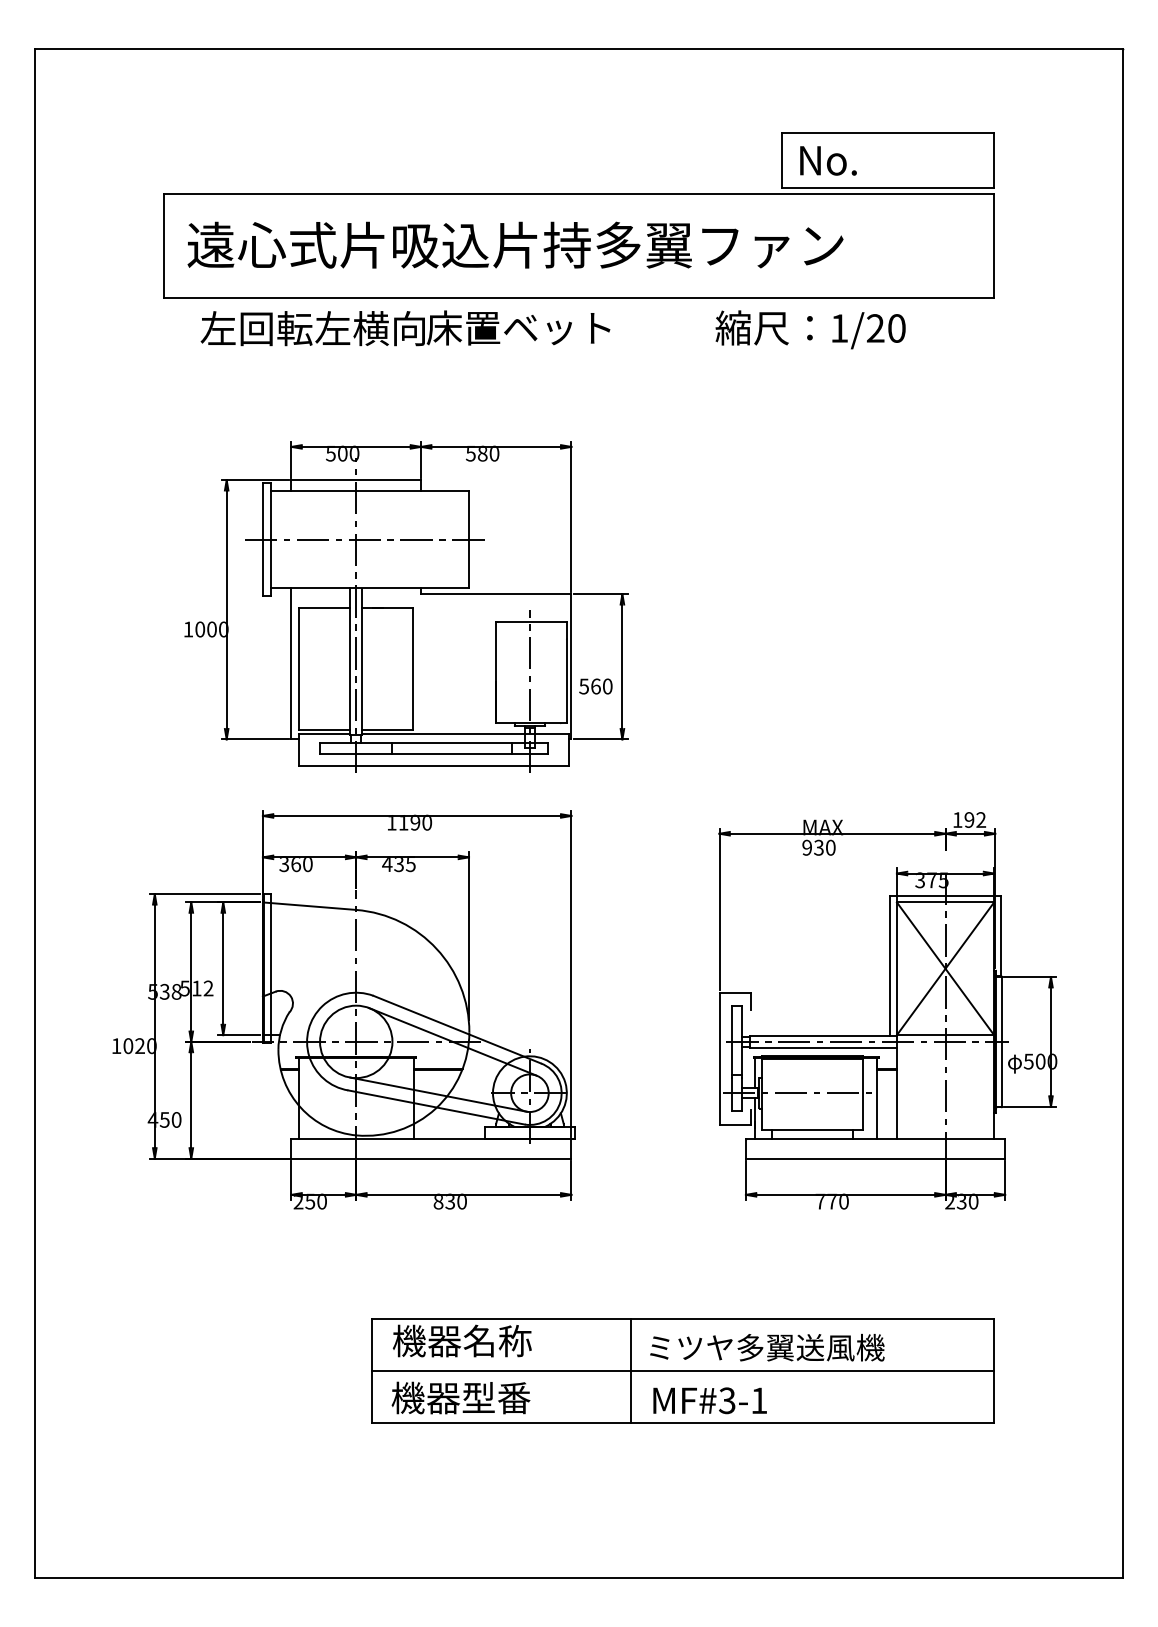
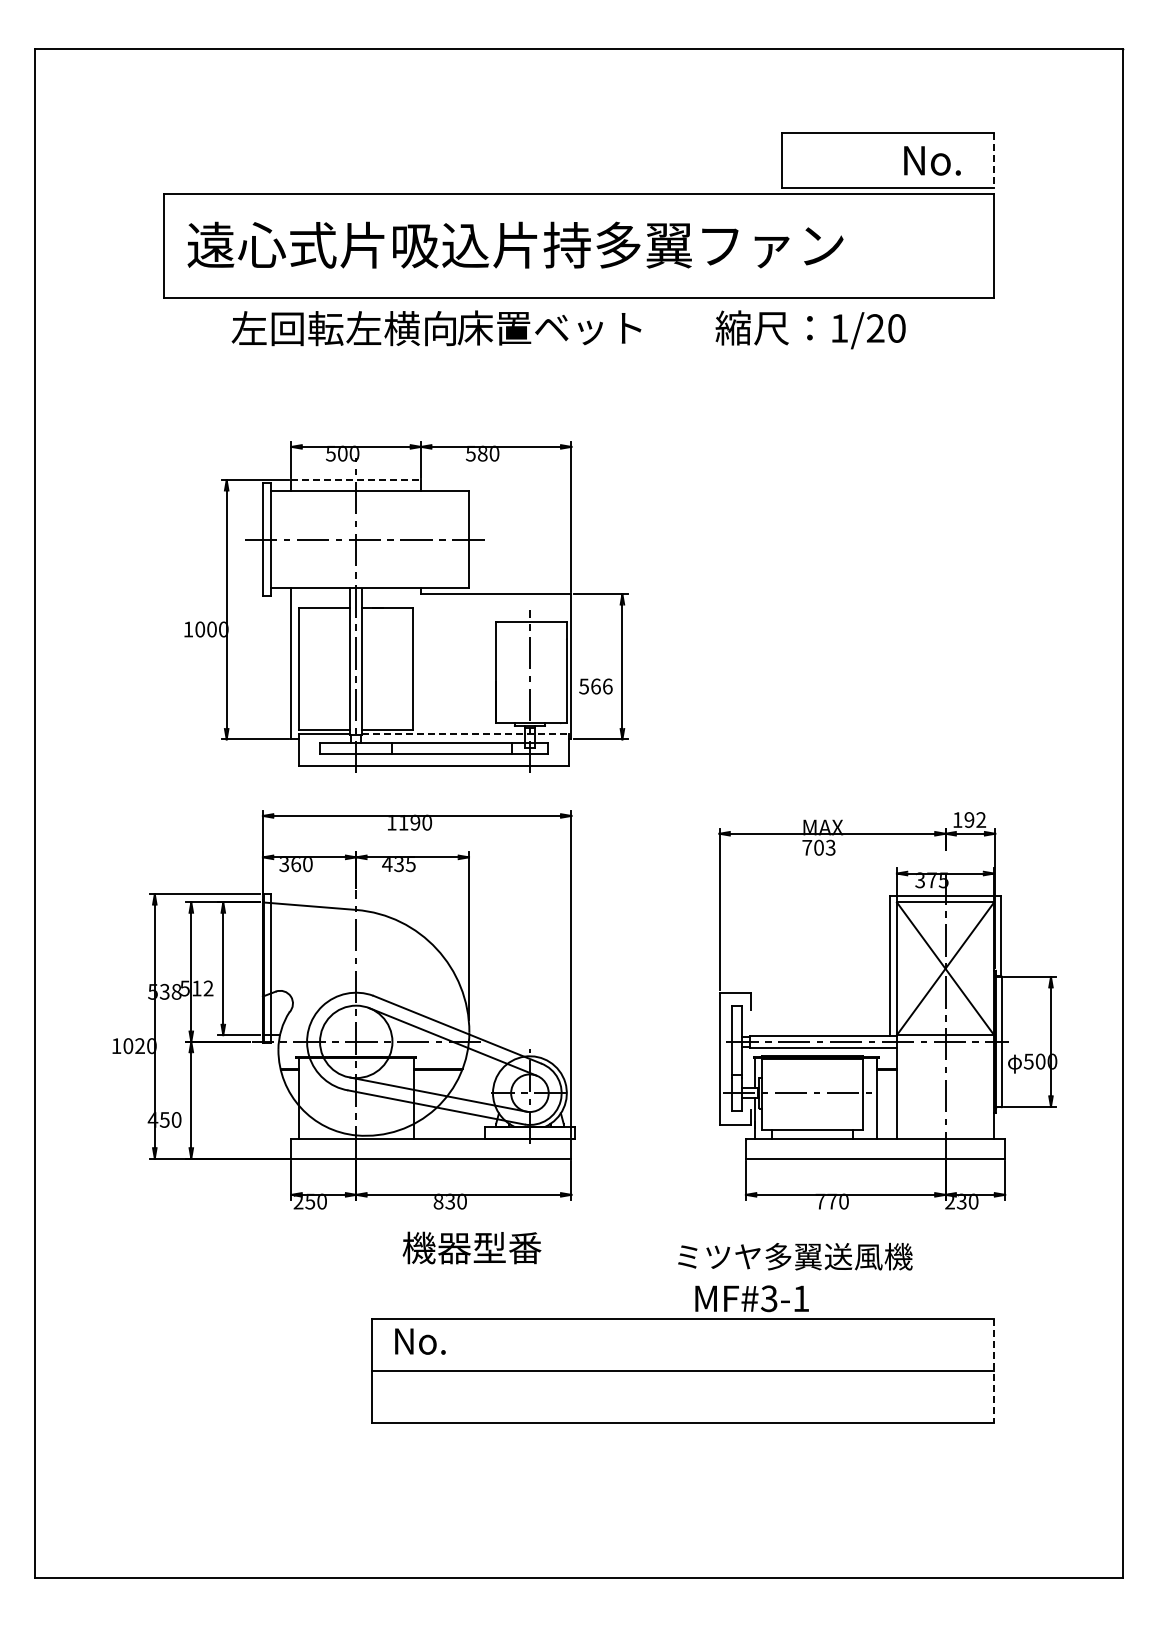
text position: (828, 160) -> (932, 160) (932, 160)
line: solid -> dashed (993, 161)
text position: (405, 328) -> (436, 328) (436, 328)
line: solid -> dashed (356, 480)
text: 560 -> 566 (607, 686)
line: solid -> dashed (465, 734)
text: 930 -> 703 (818, 847)
text: 機器名称 -> No. (461, 1340)
text position: (767, 1347) -> (795, 1256) (795, 1256)
line: present -> none (630, 1370)
line: solid -> dashed (993, 1370)
text position: (460, 1397) -> (471, 1247) (471, 1247)
text position: (709, 1400) -> (751, 1298) (751, 1298)
